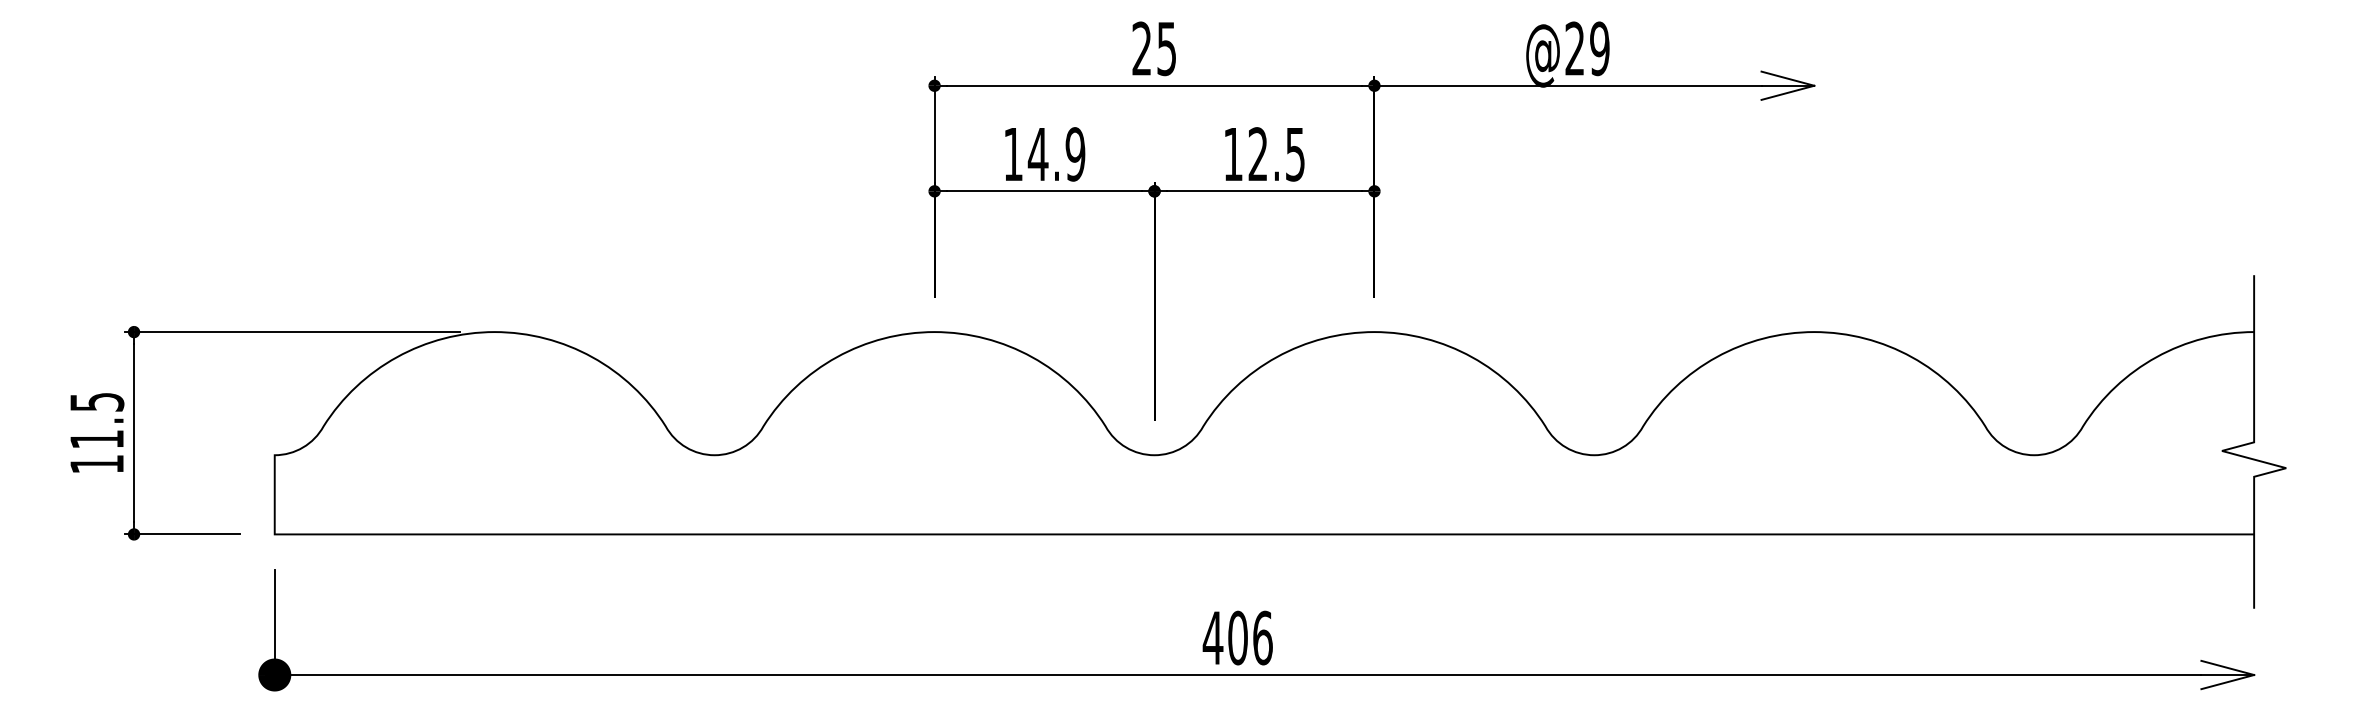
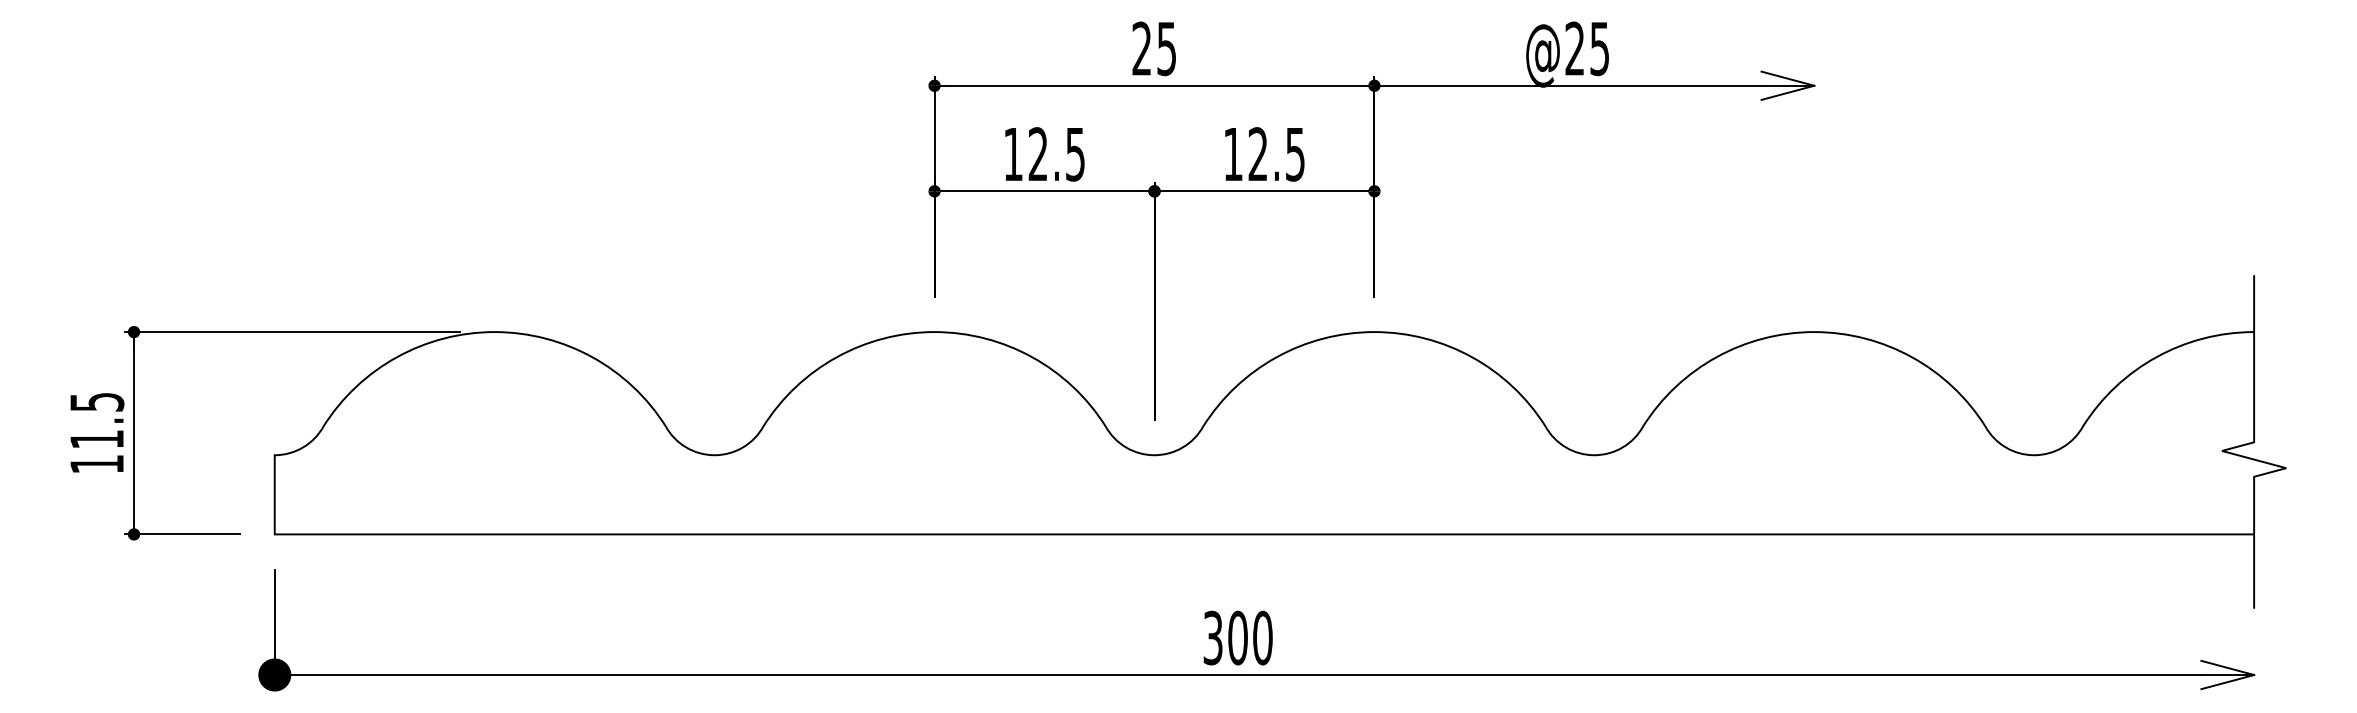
text: @29 -> @25 (1599, 48)
text: 14.9 -> 12.5 (1056, 154)
text: 406 -> 300 (1237, 637)
